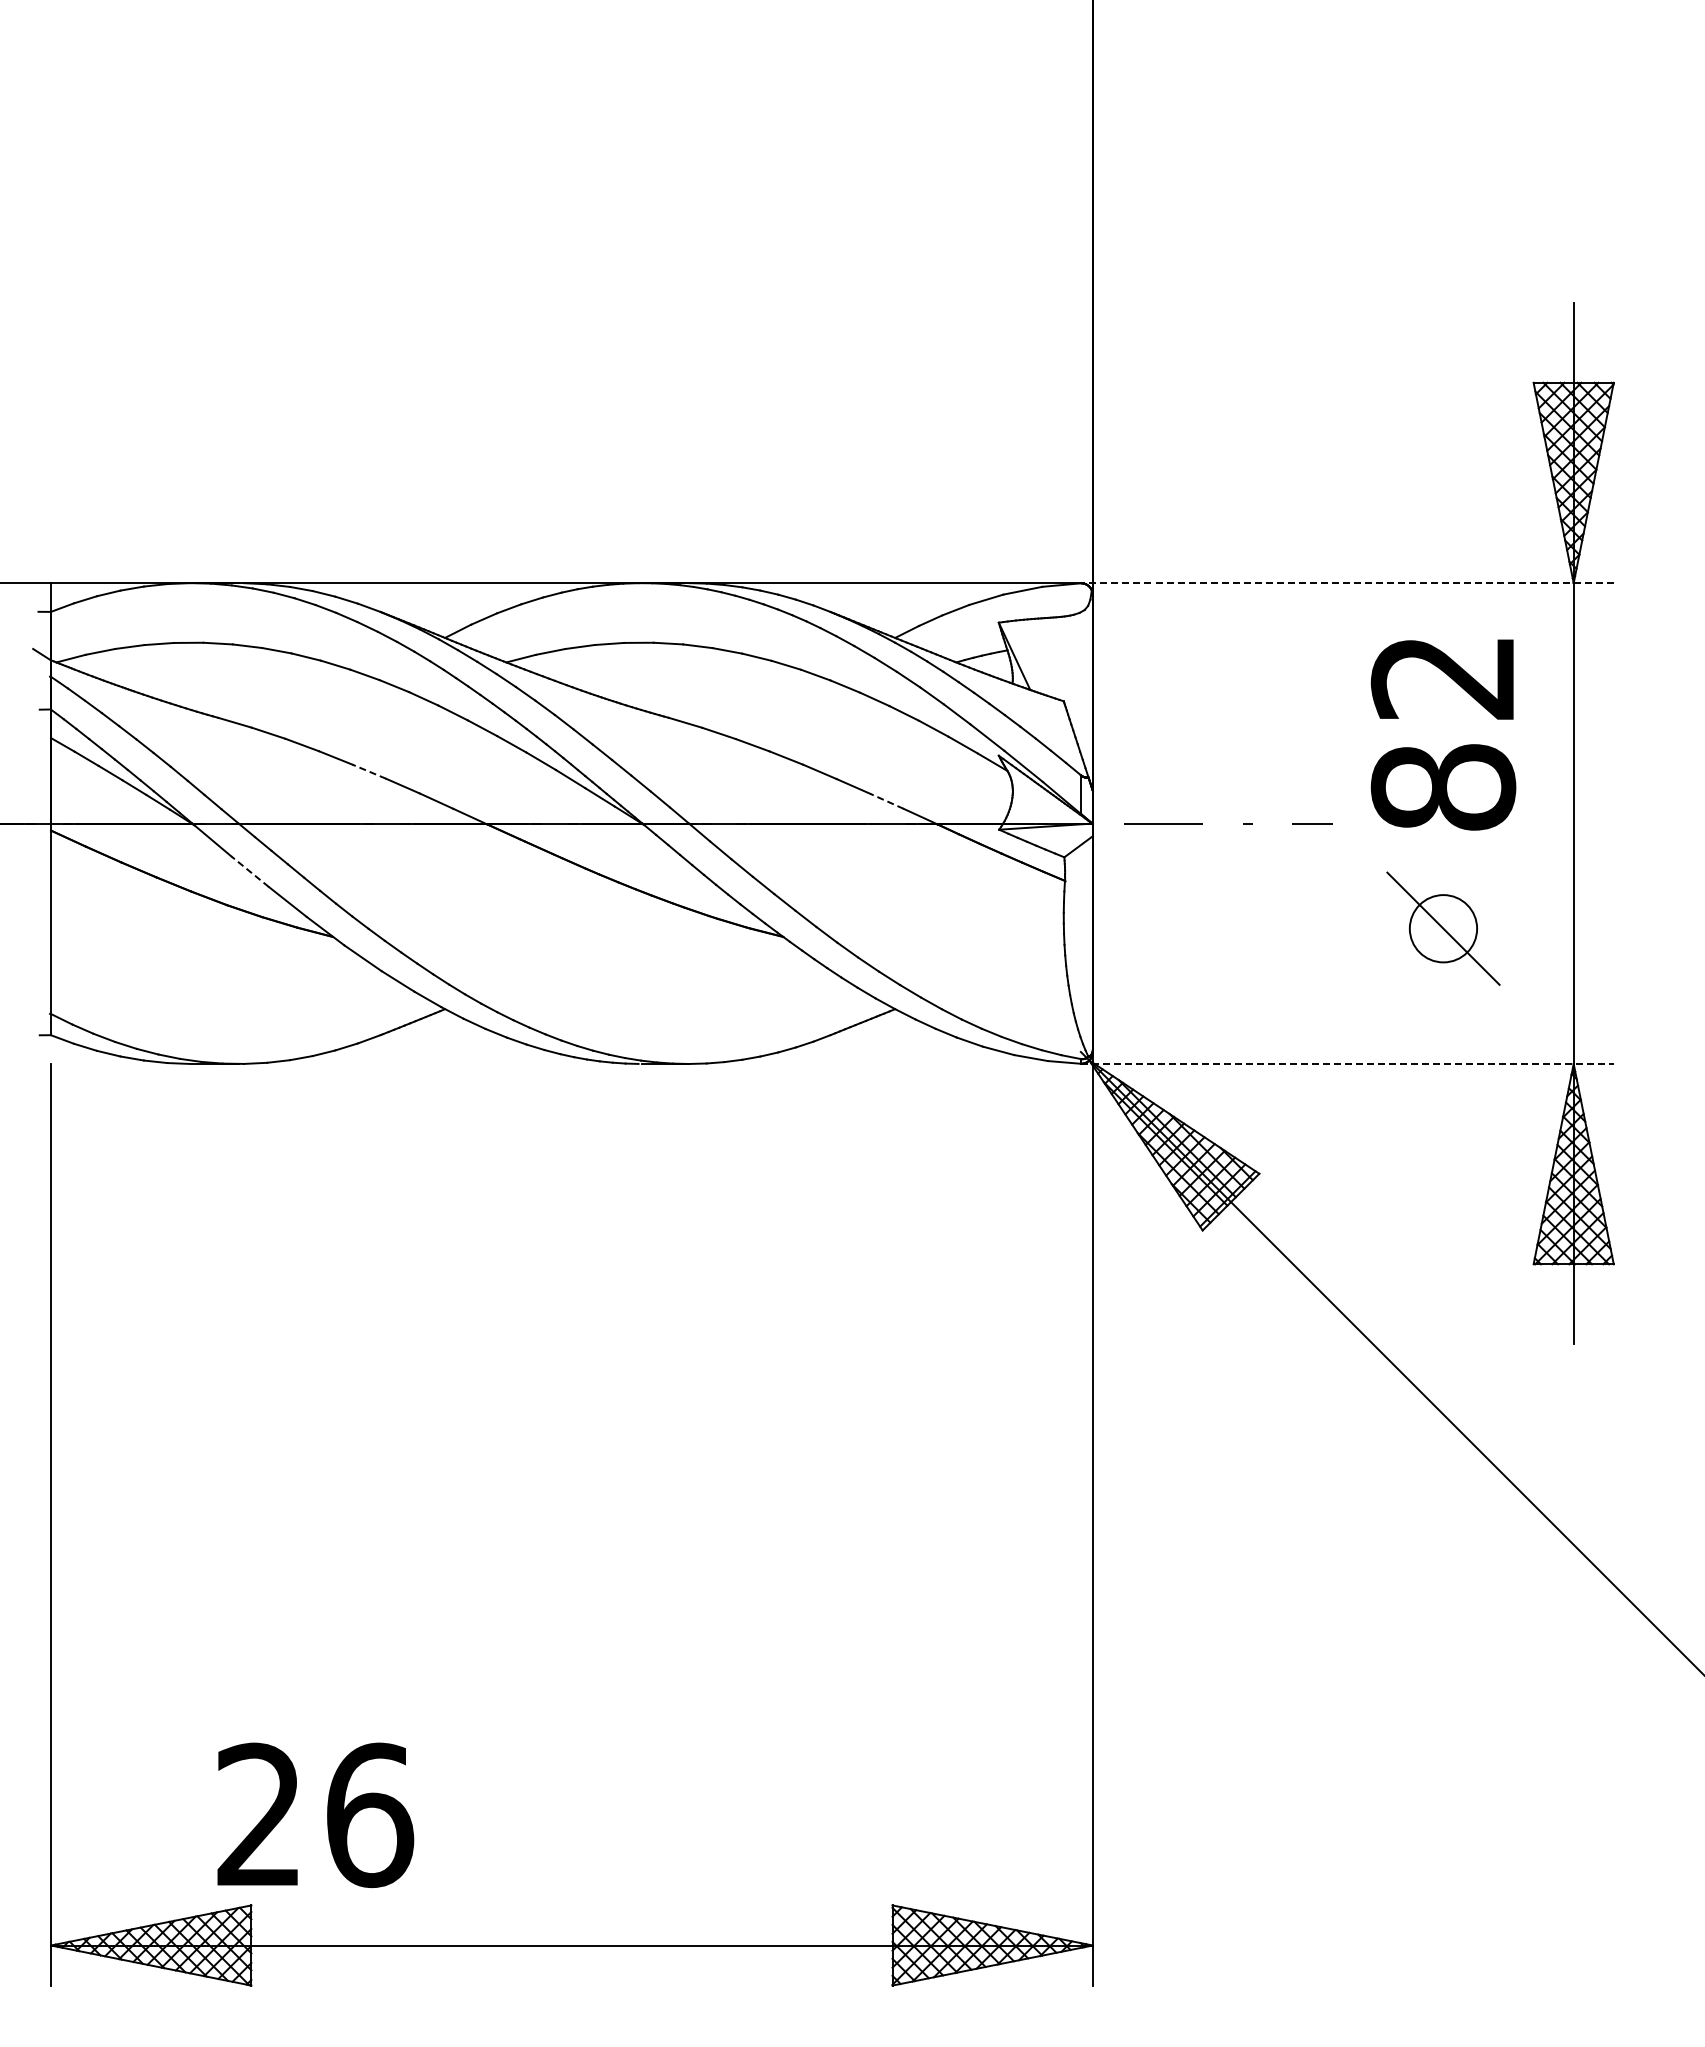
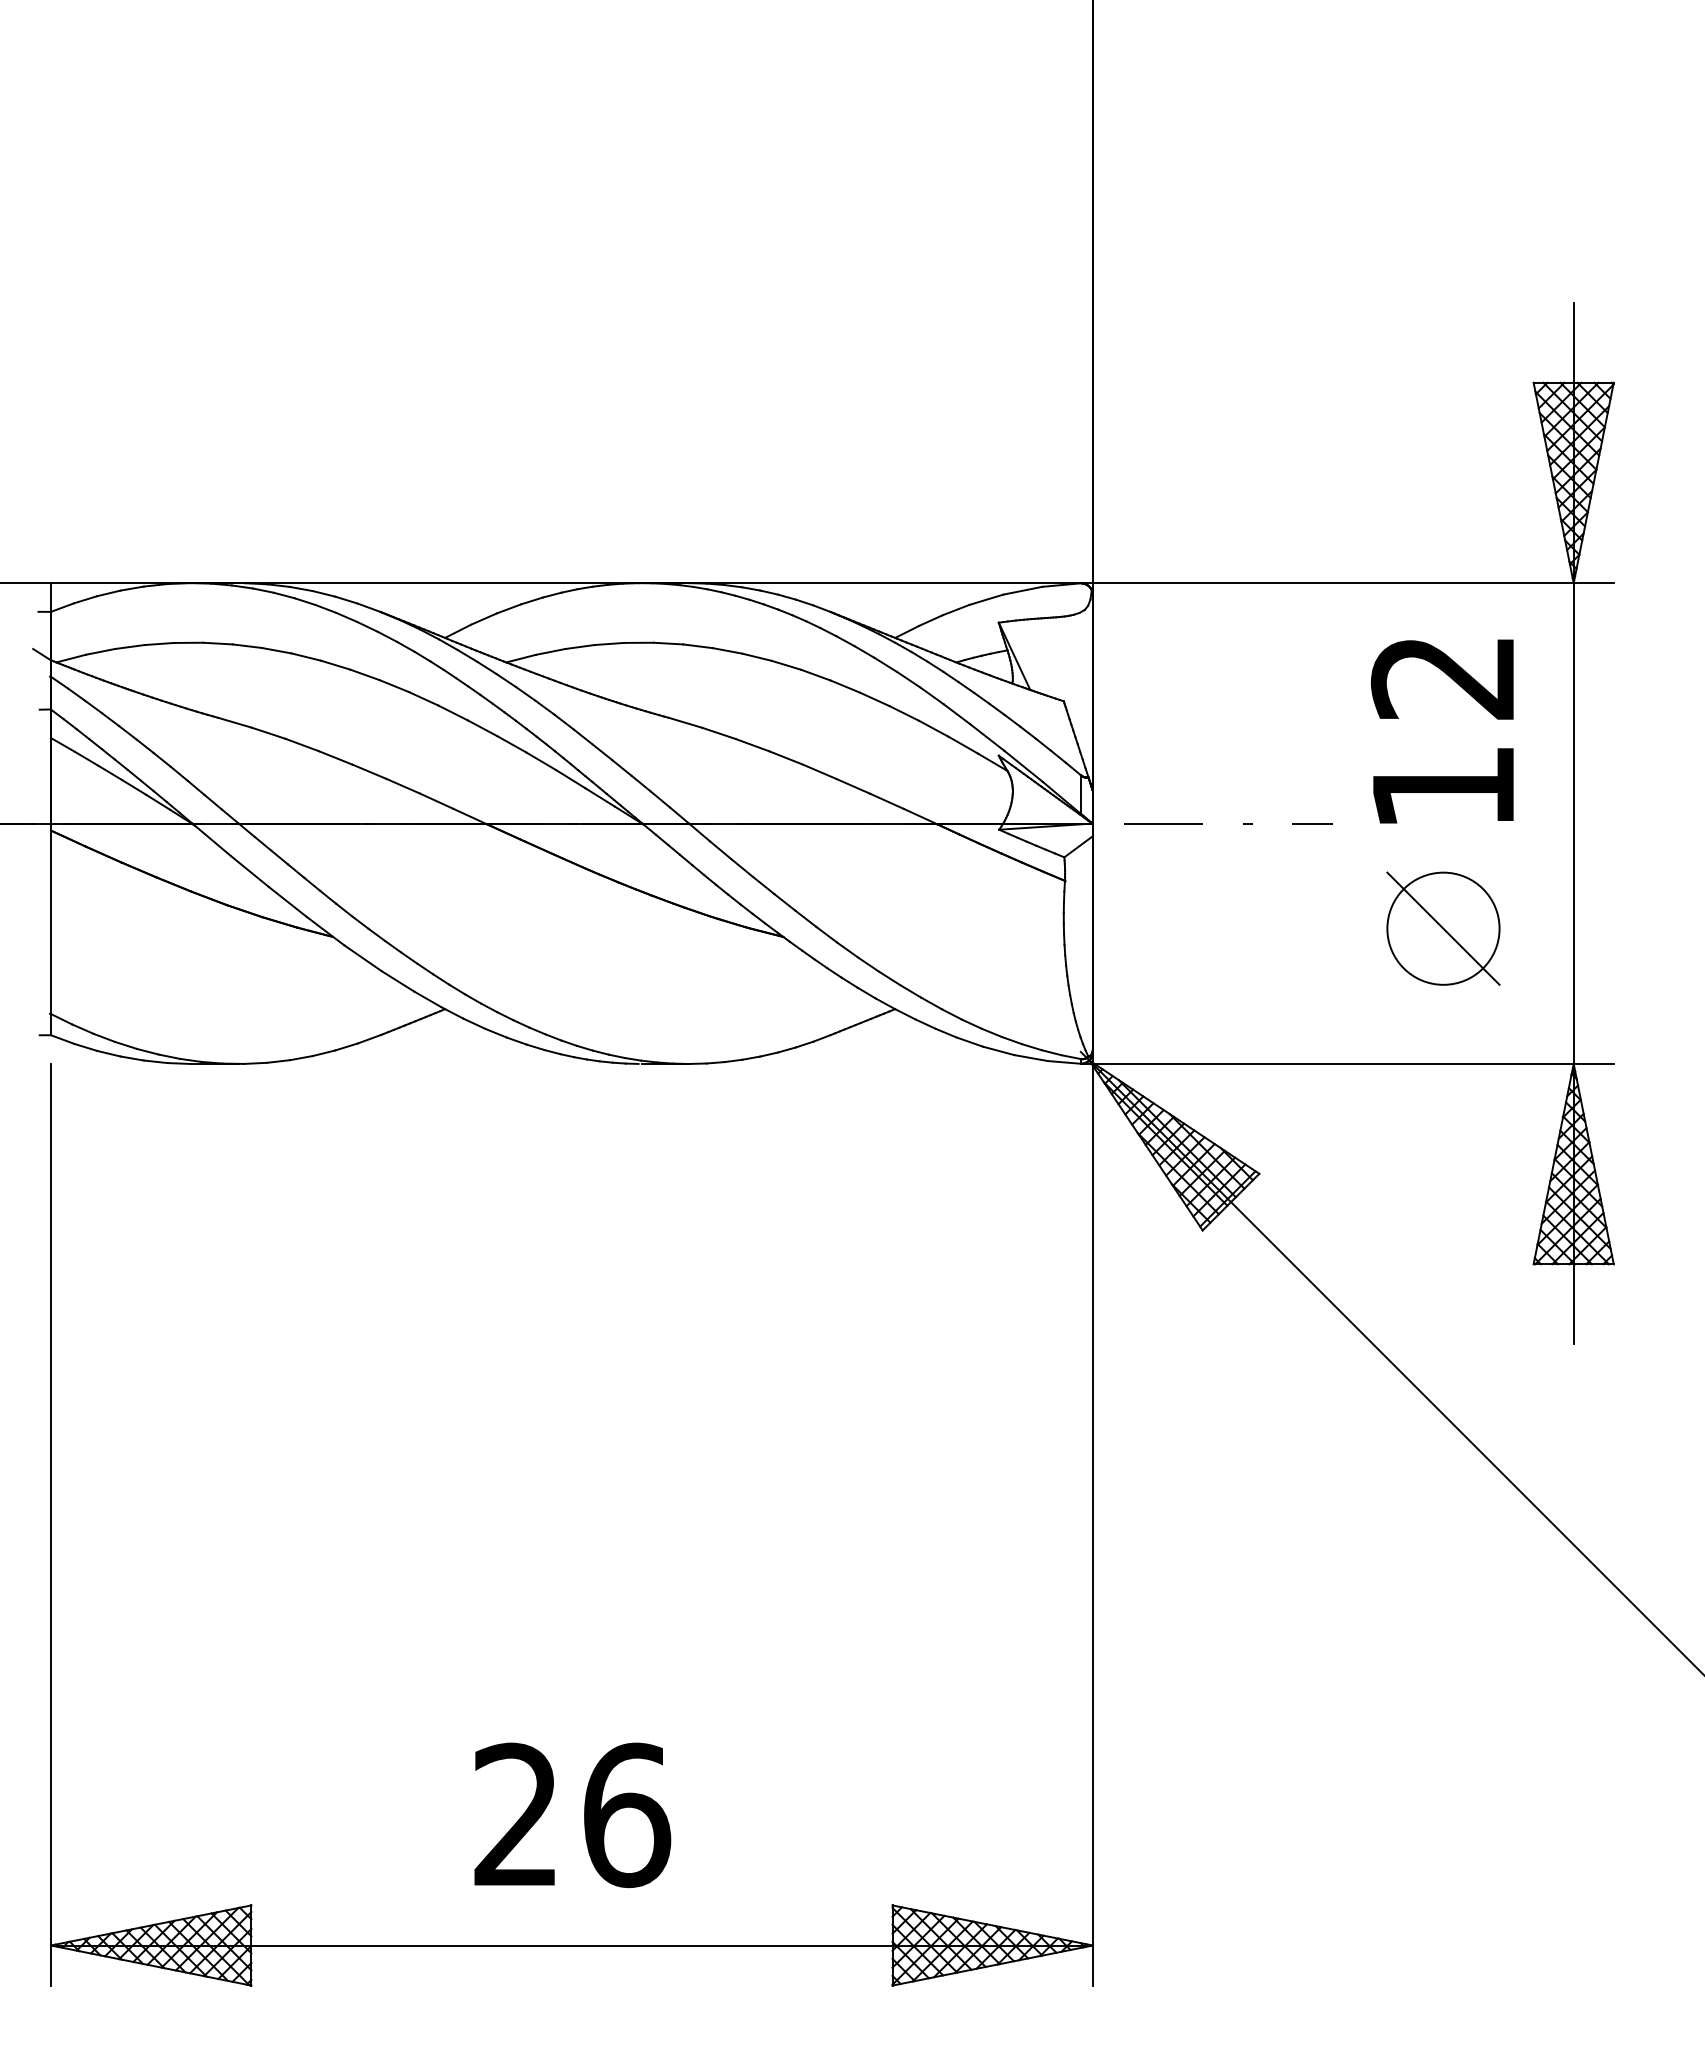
line: dashed -> solid (1346, 583)
line: dashed -> solid (368, 771)
text: 82 -> 12 (1443, 787)
line: dashed -> solid (886, 801)
line: dashed -> solid (249, 871)
circle diameter: 67 px -> 112 px (1443, 928)
line: dashed -> solid (1347, 1063)
text position: (315, 1815) -> (572, 1815) (572, 1815)
